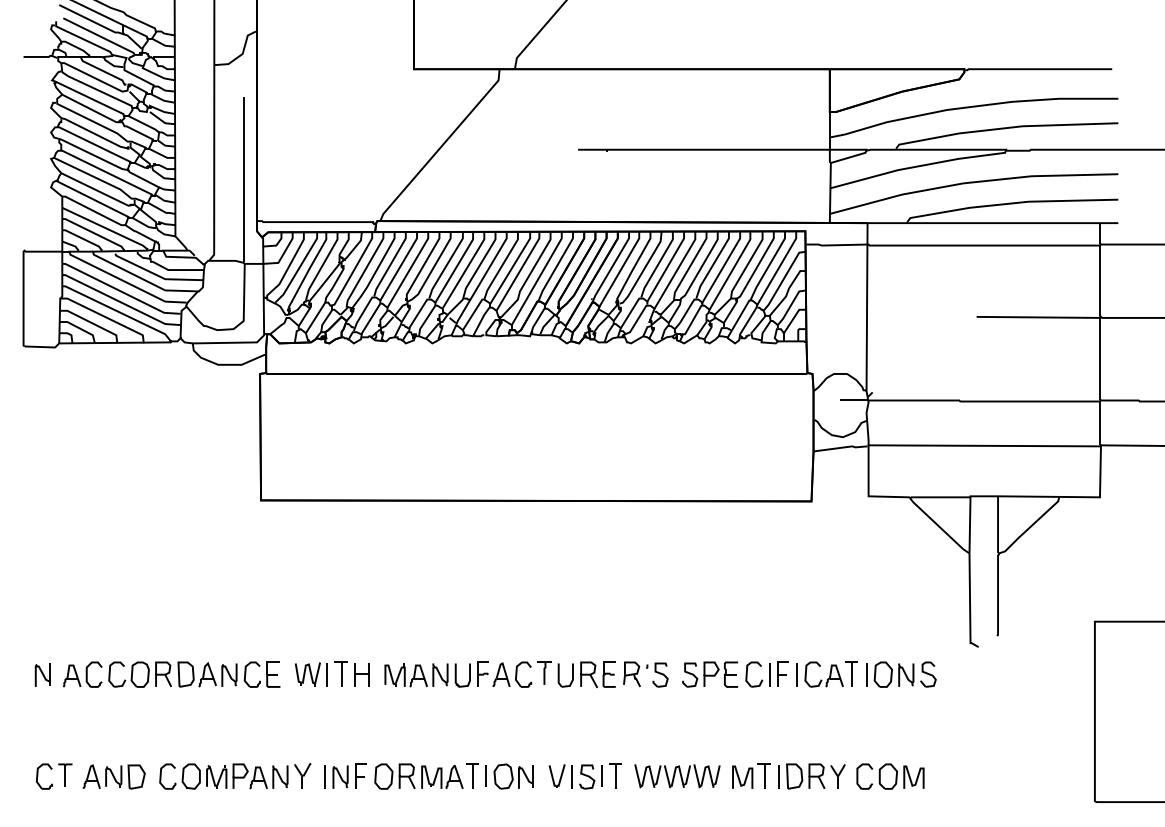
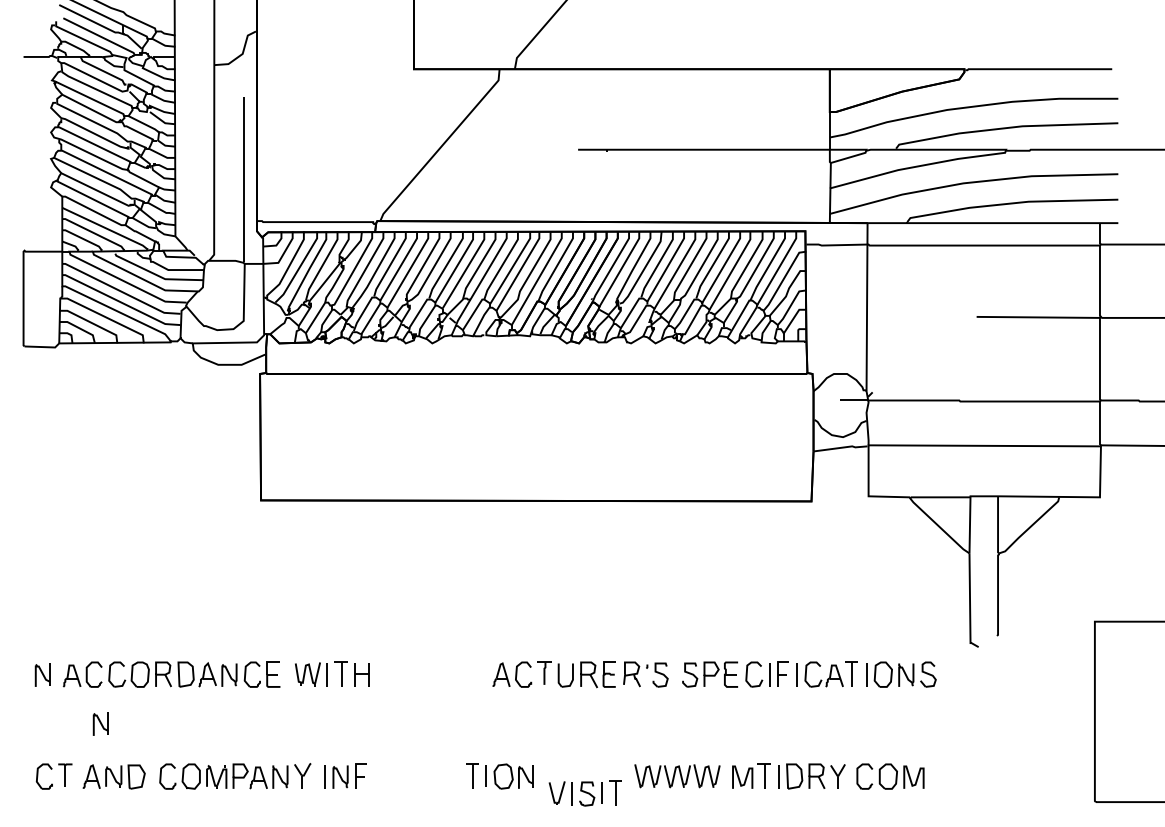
part: present -> none (436, 674)
part: none -> present (100, 723)
part: present -> none (418, 776)
part position: (584, 776) -> (584, 793) (584, 793)
